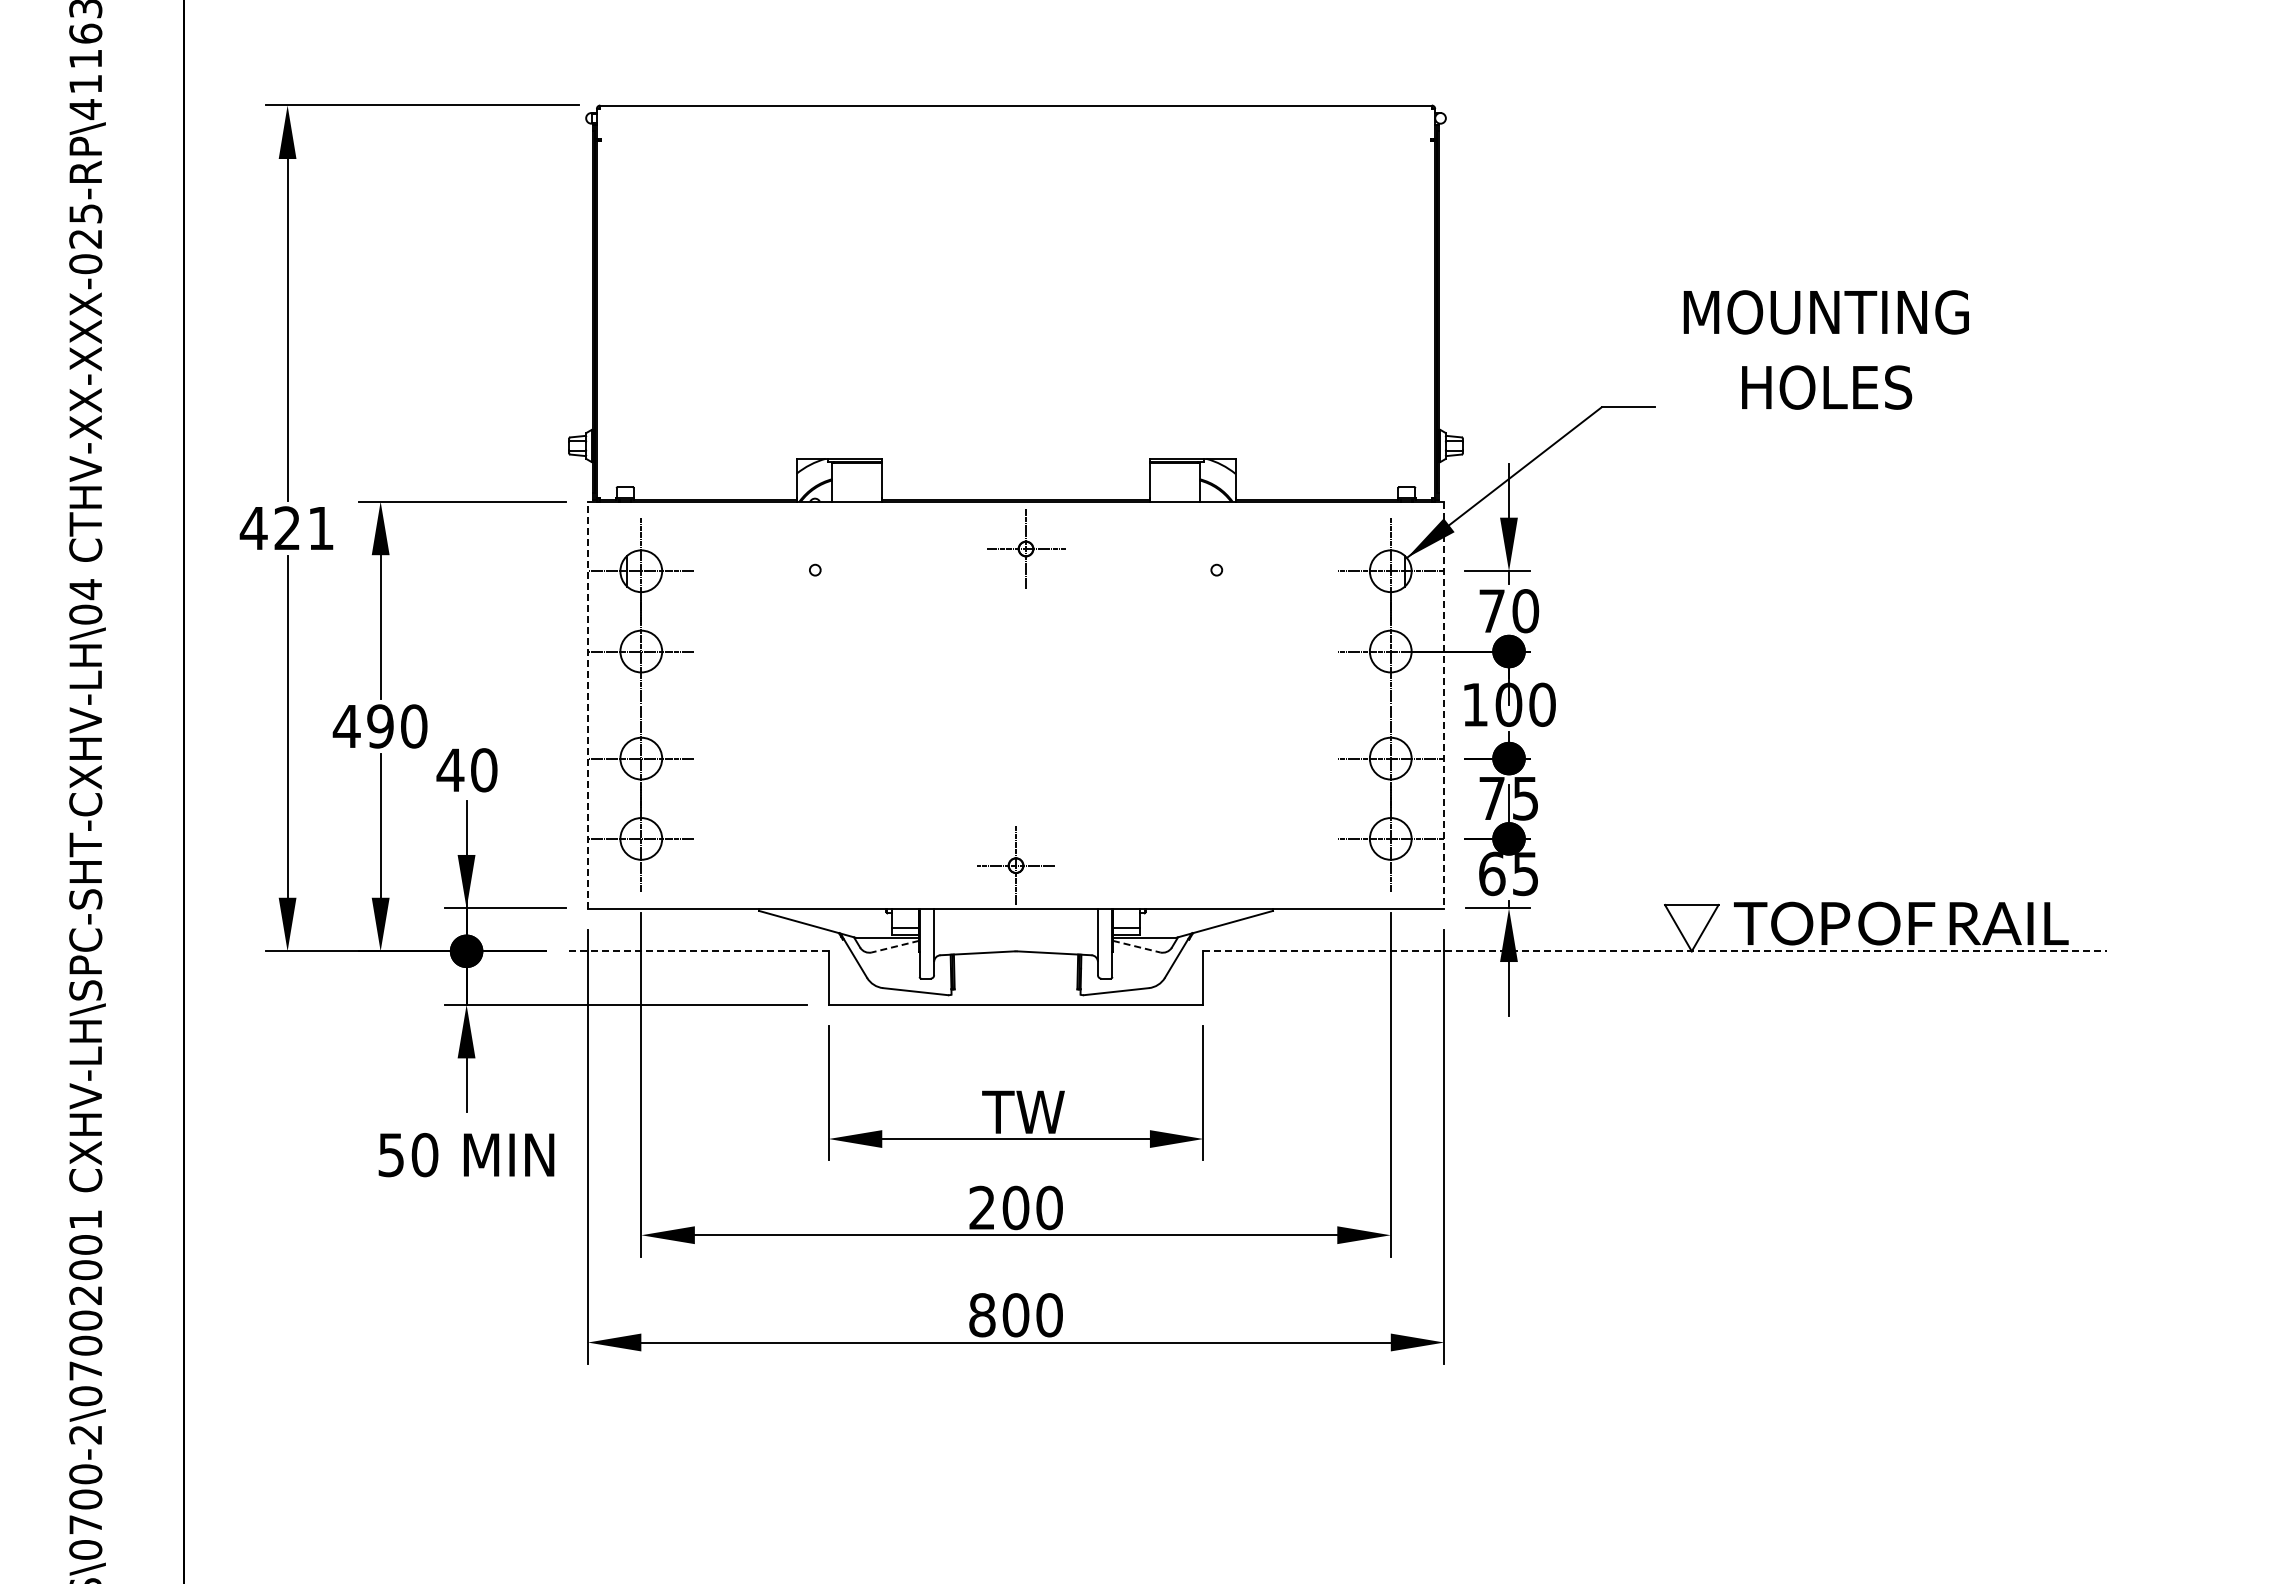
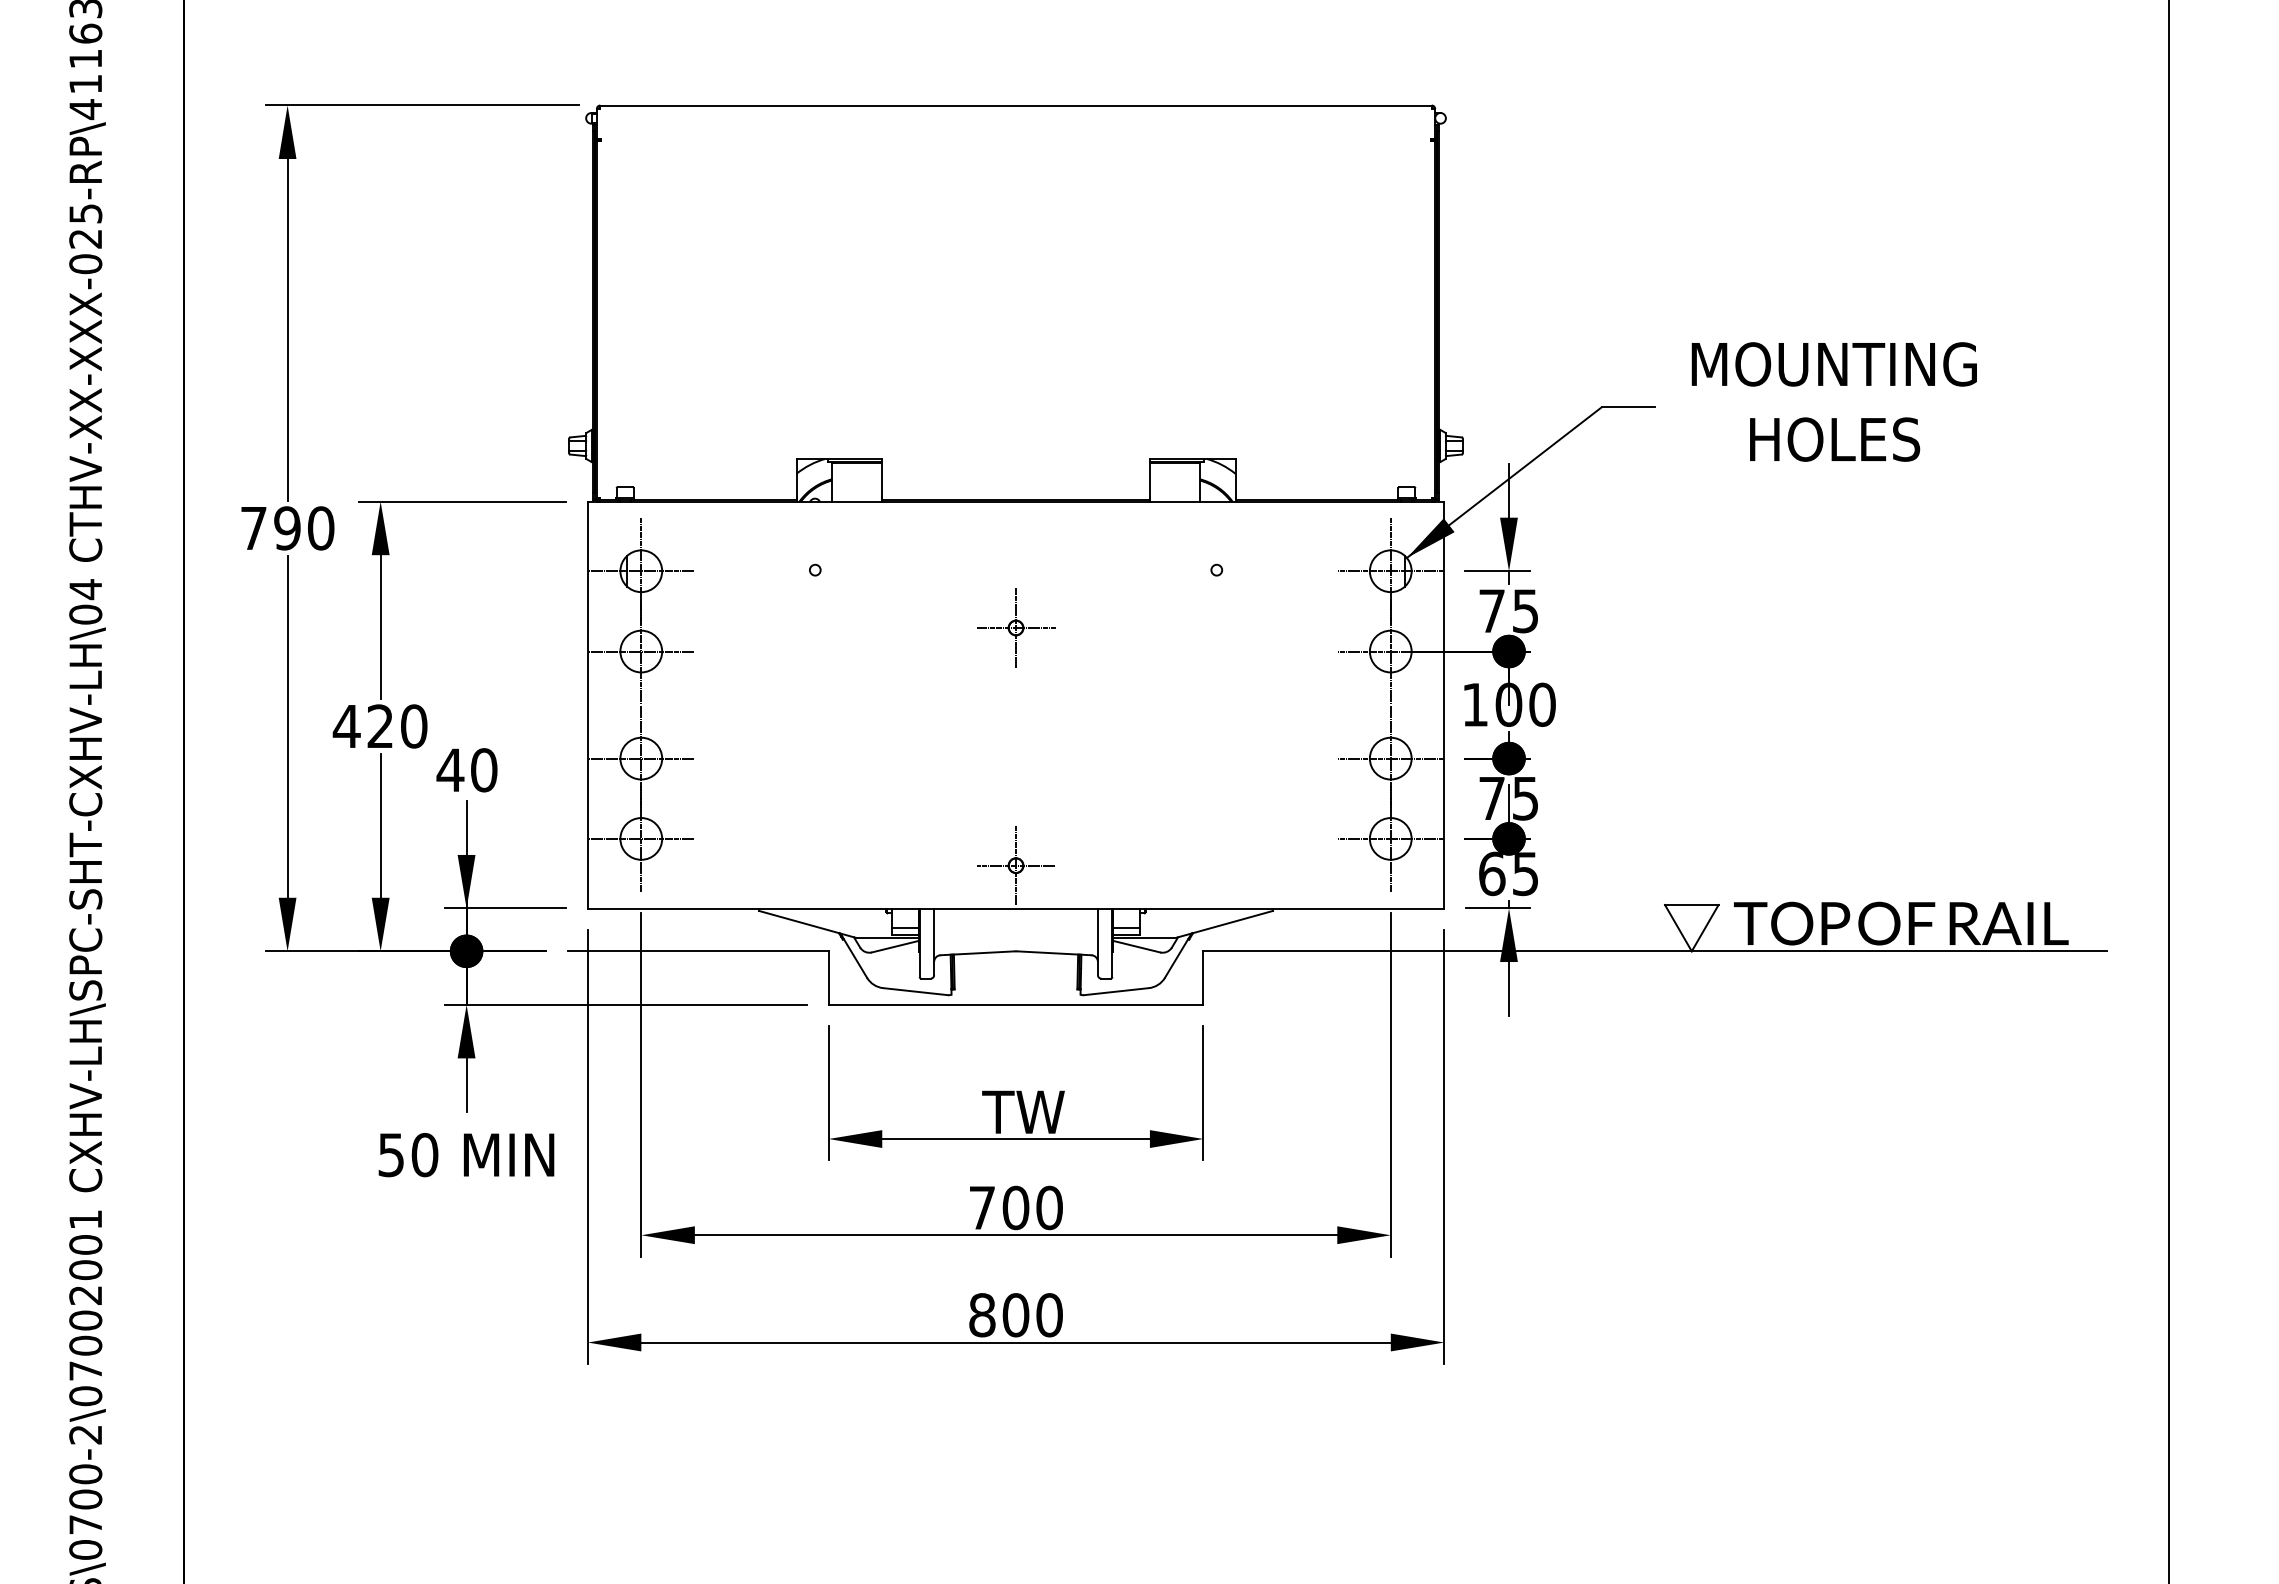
text position: (1825, 349) -> (1833, 401) (1833, 401)
text: 421 -> 790 (286, 528)
part position: (1026, 548) -> (1016, 627) (1016, 627)
text: 70 -> 75 (1525, 611)
line: dashed -> solid (587, 704)
line: dashed -> solid (1444, 705)
text: 490 -> 420 (380, 726)
line: none -> present (2169, 791)
line: dashed -> solid (895, 946)
line: dashed -> solid (1137, 946)
line: dashed -> solid (697, 951)
line: dashed -> solid (1655, 951)
text: 200 -> 700 (981, 1207)
